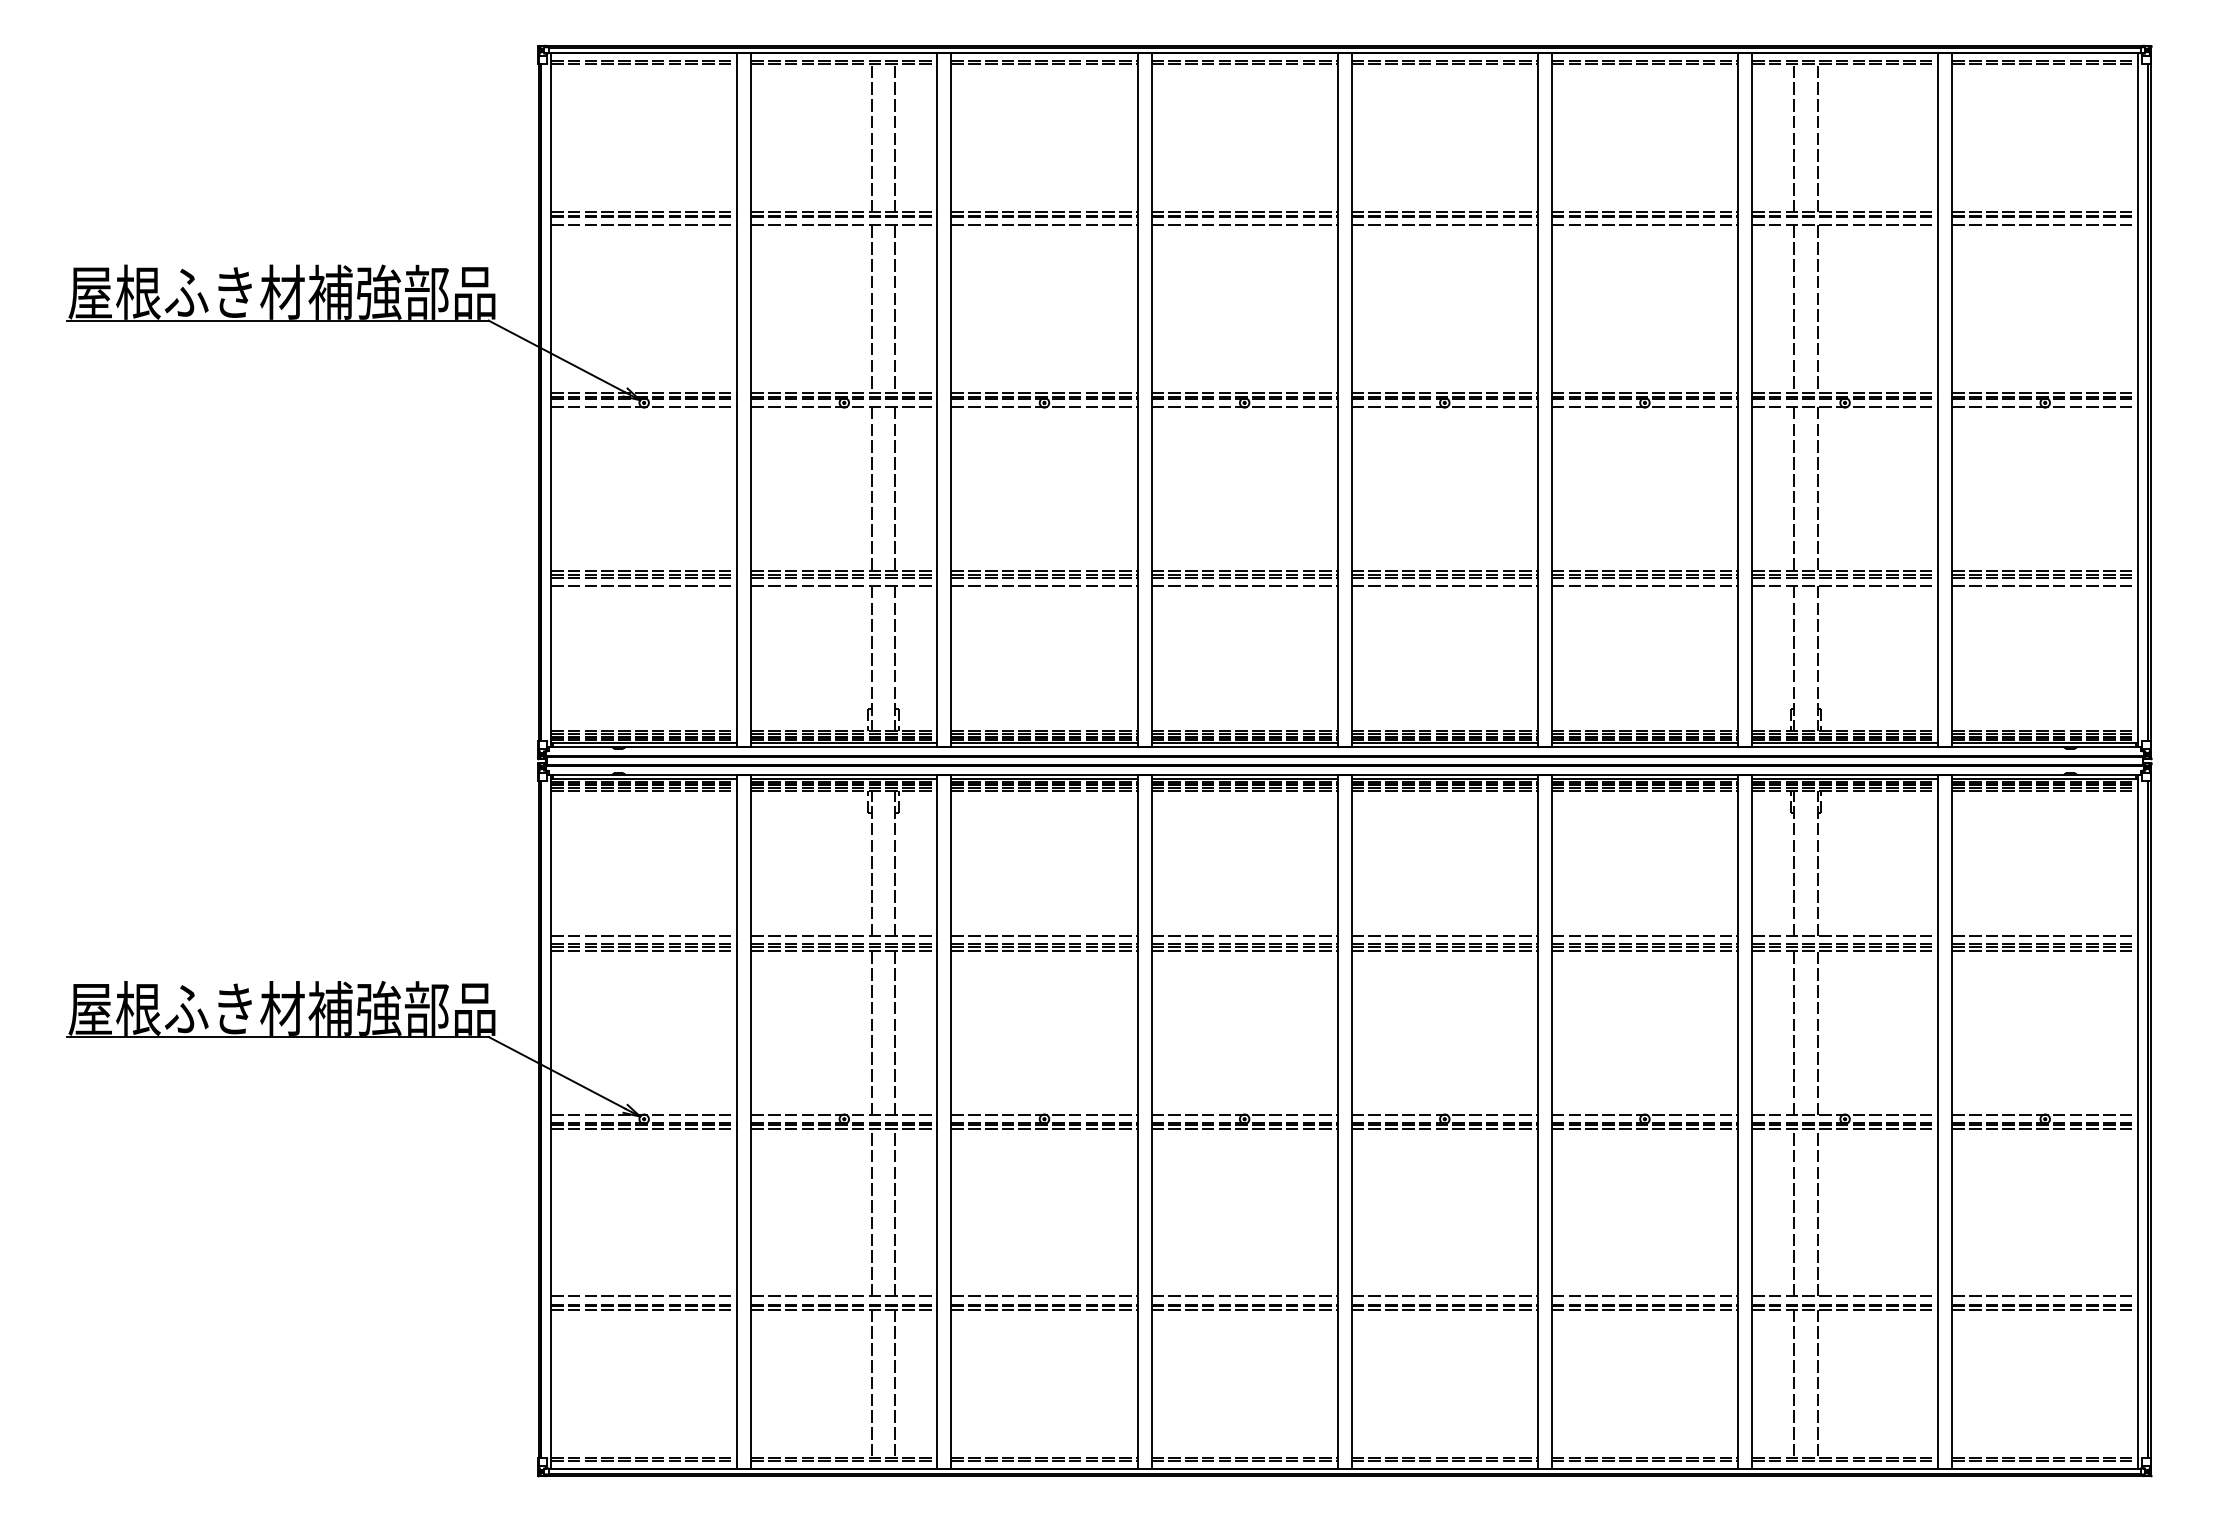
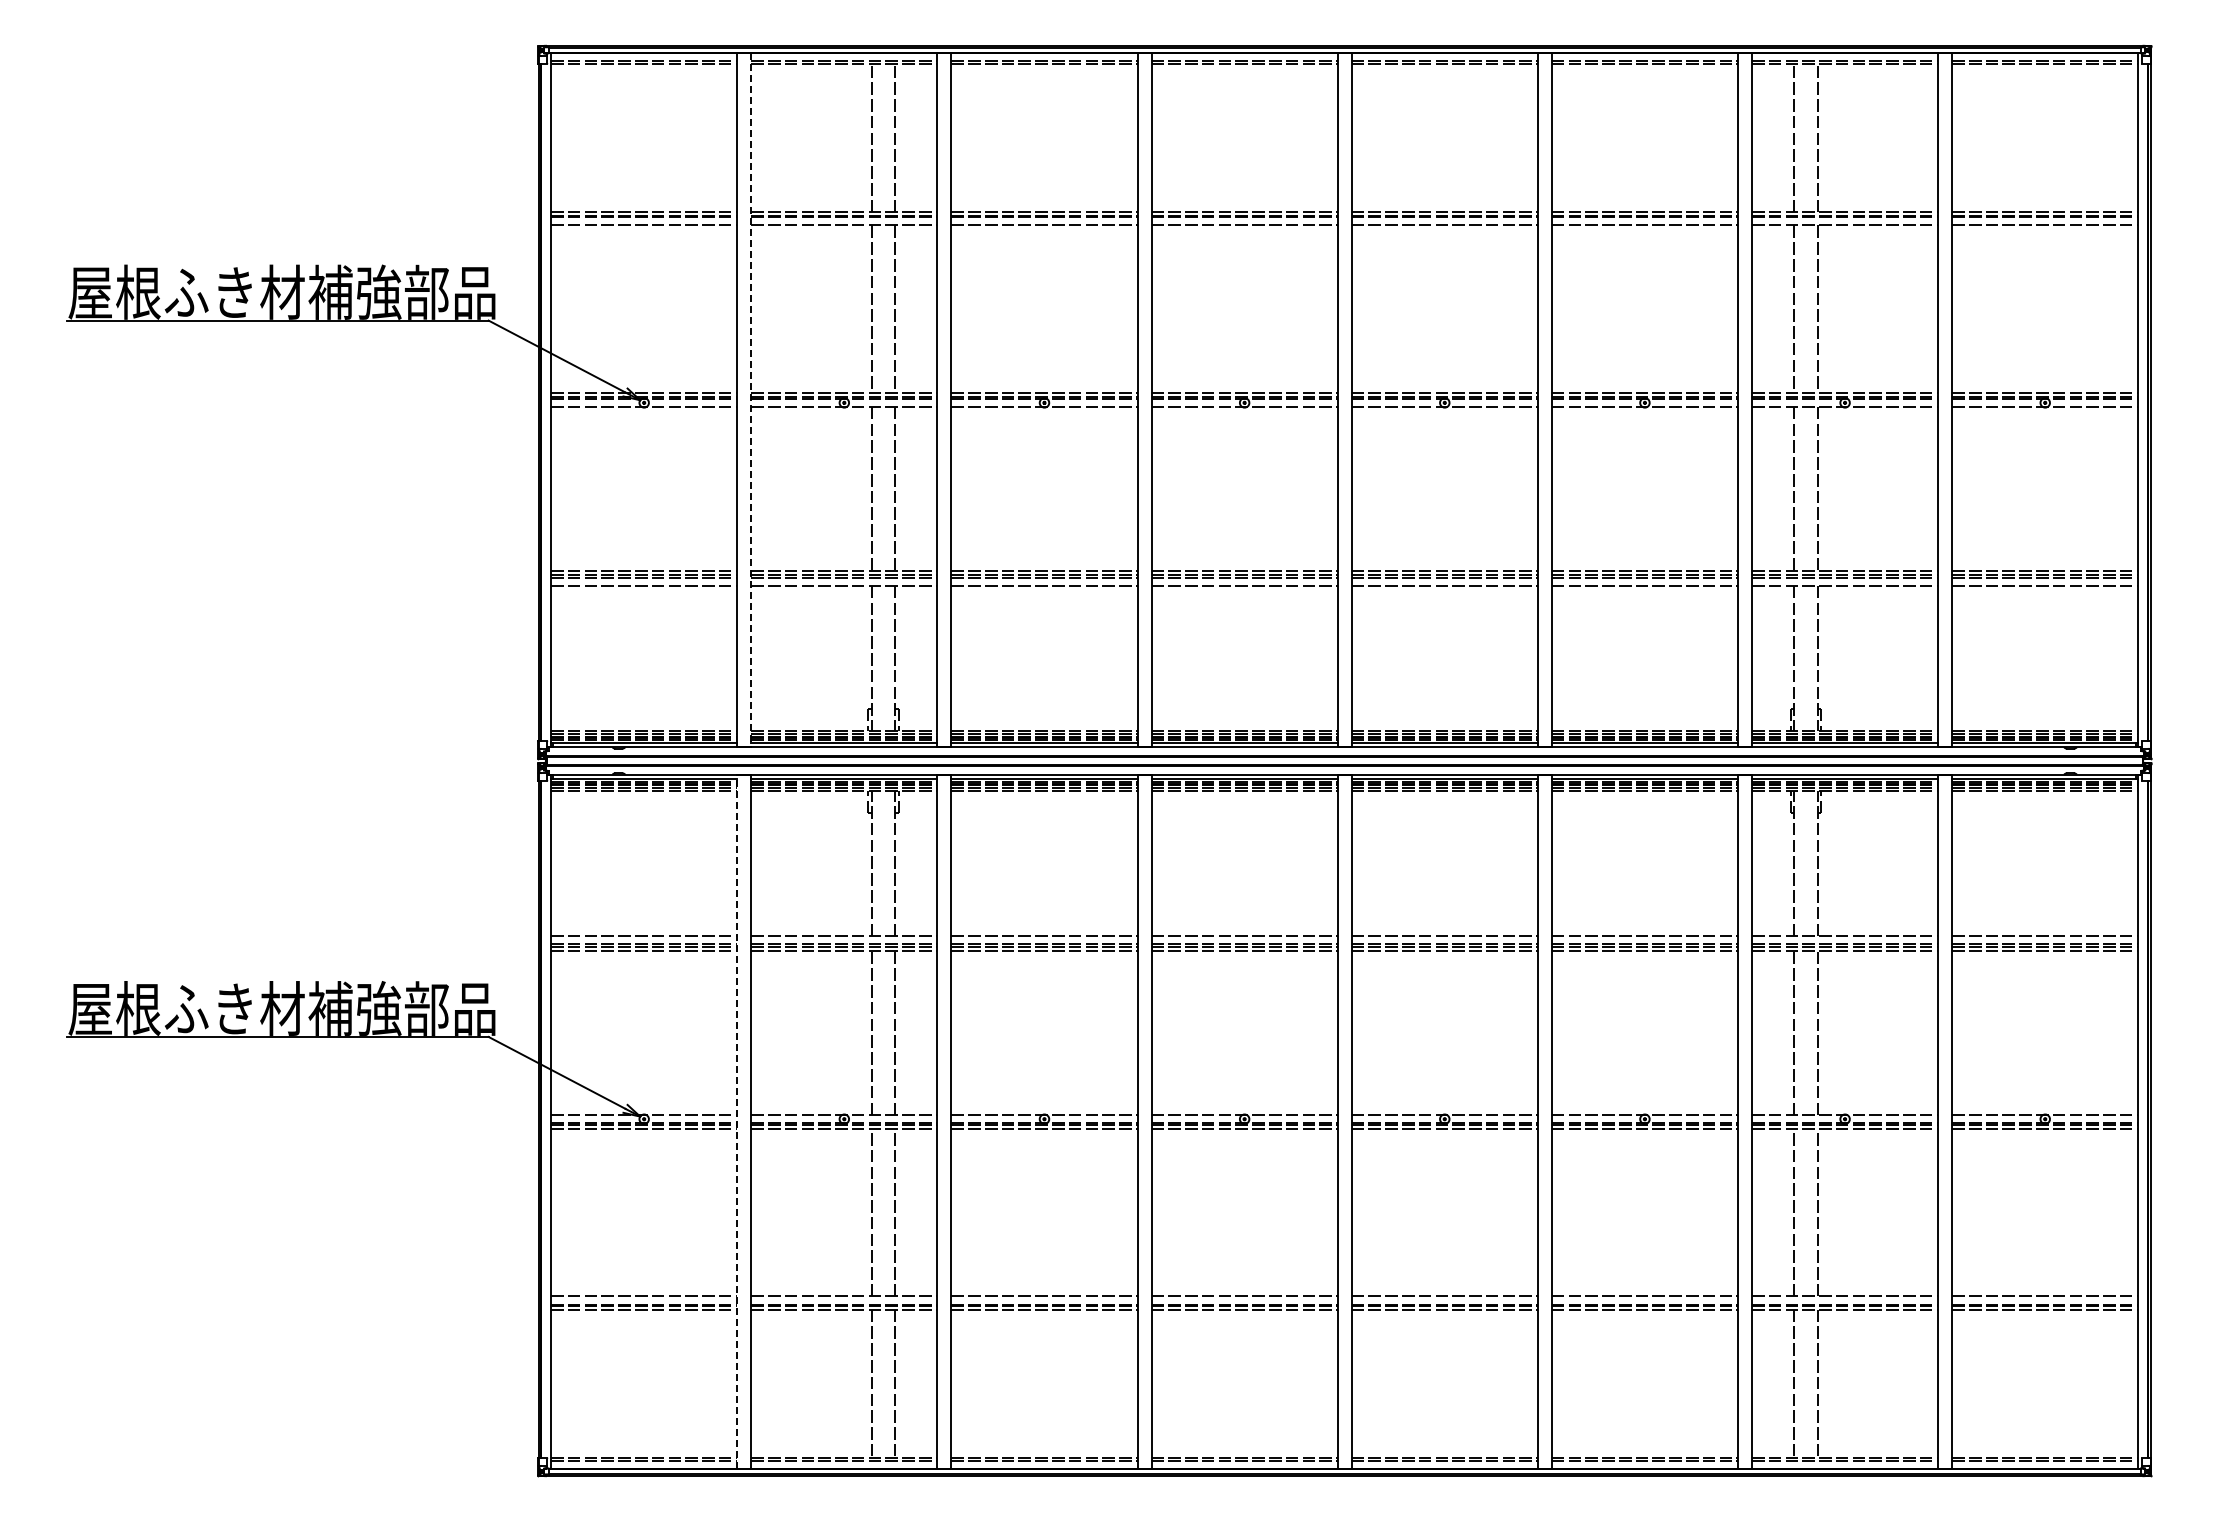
line: solid -> dashed (751, 400)
line: solid -> dashed (737, 1121)
